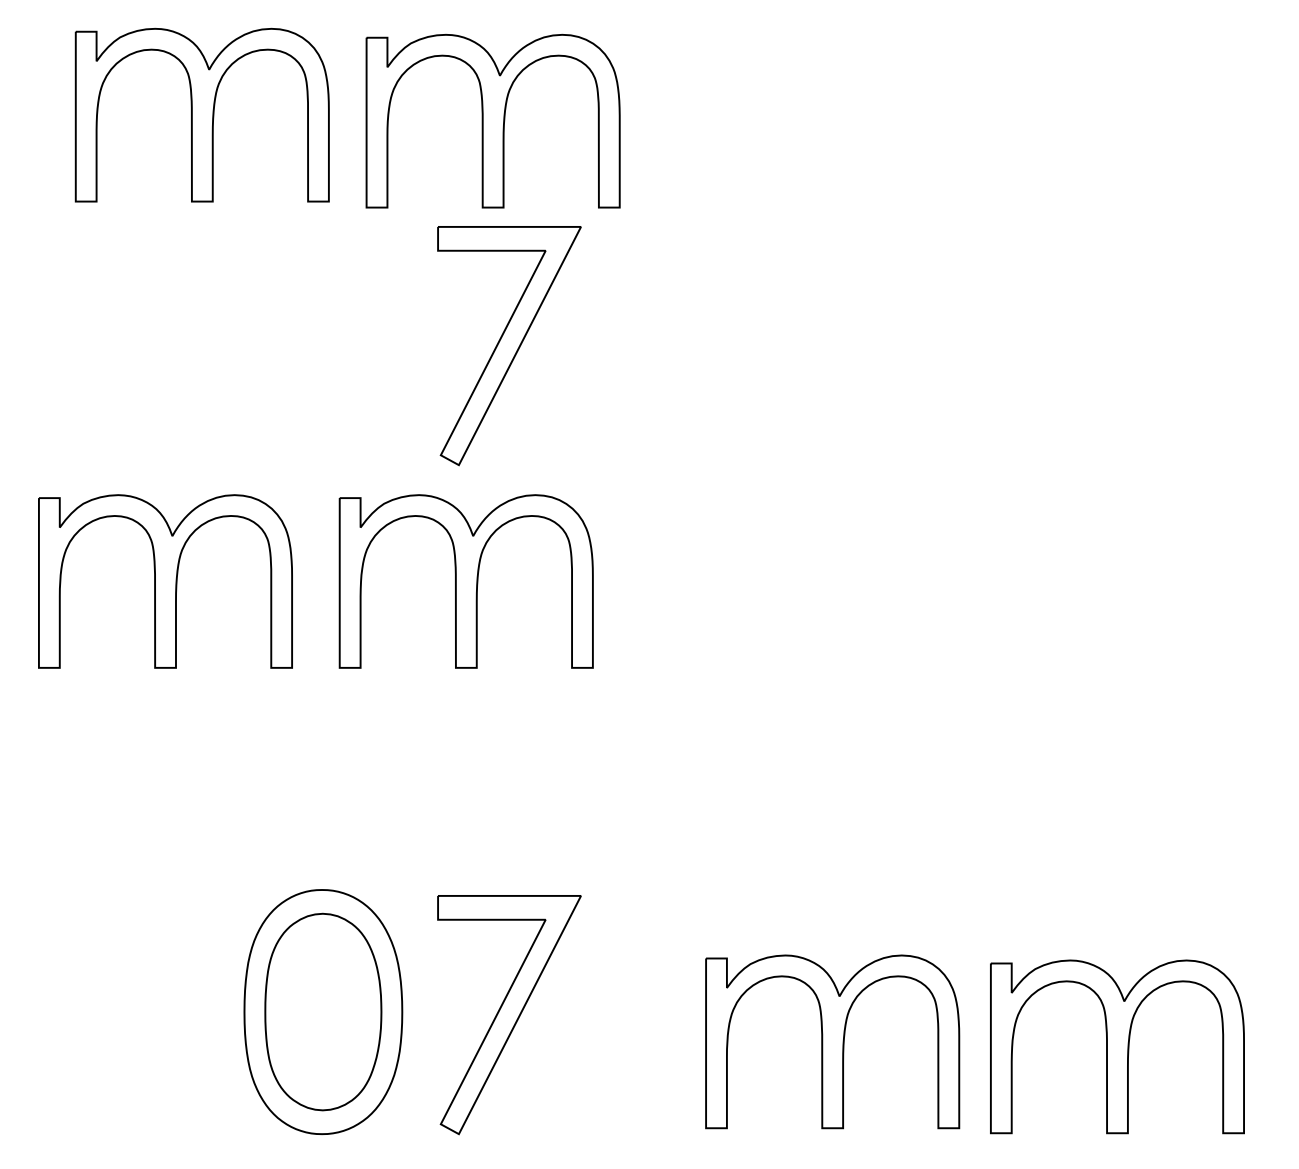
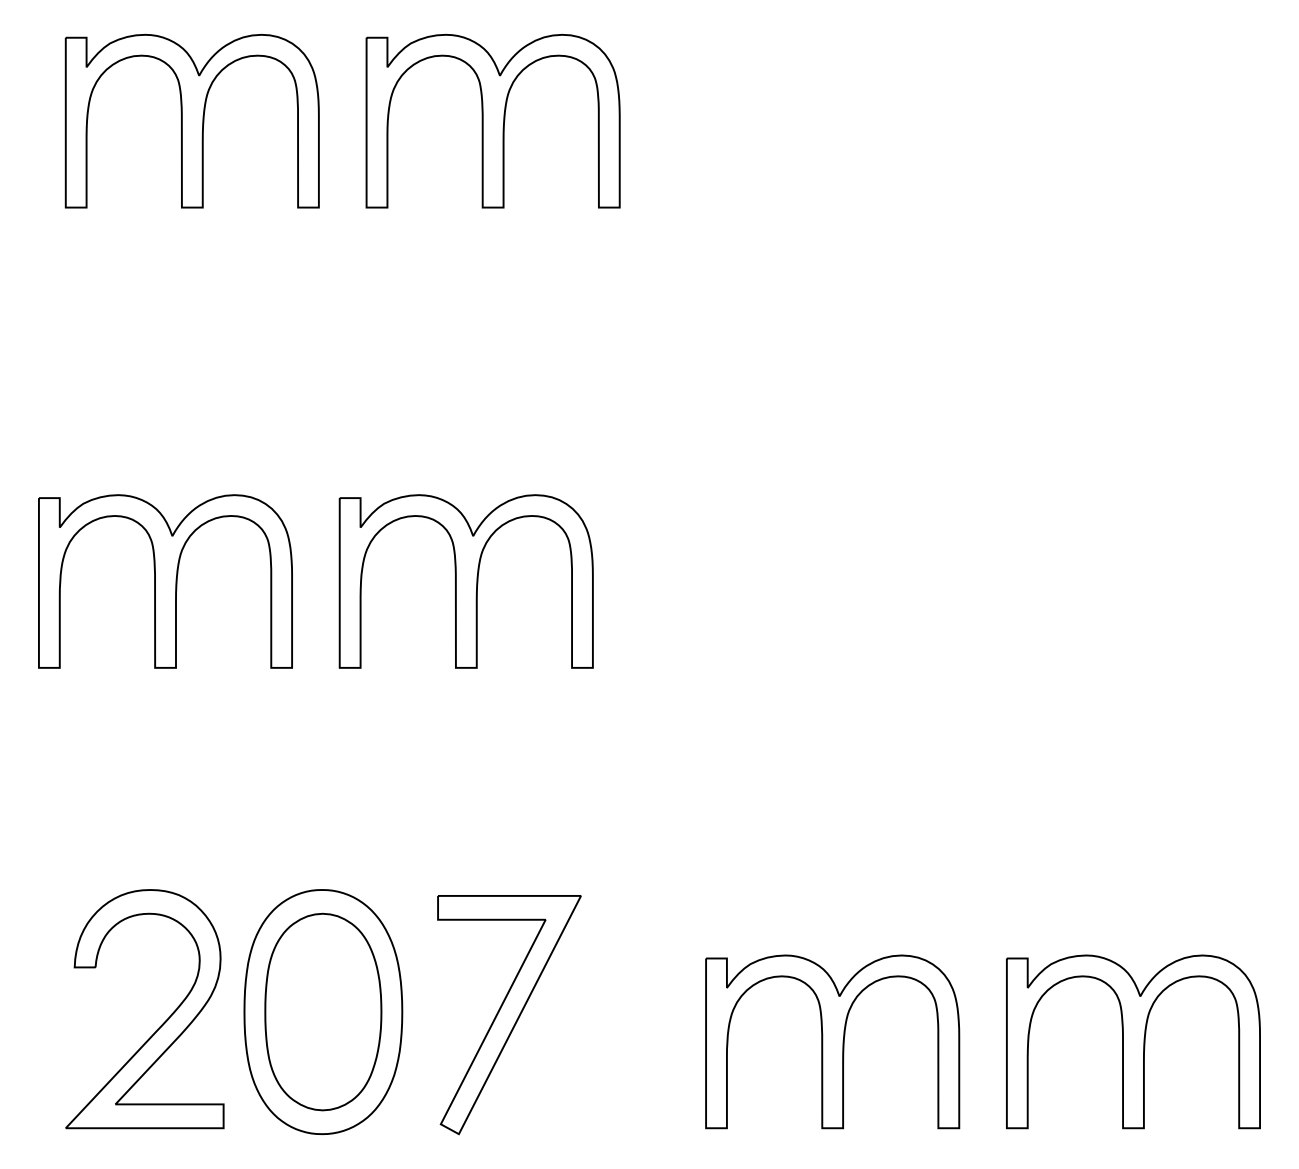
part position: (201, 114) -> (191, 120) (191, 120)
part: present -> none (509, 346)
part: none -> present (160, 1025)
part position: (1117, 1046) -> (1133, 1041) (1133, 1041)
